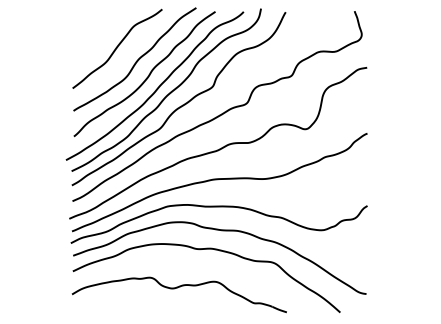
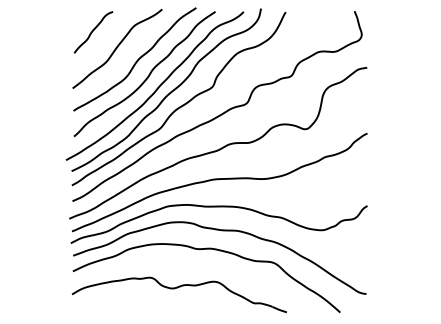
curve: none -> present (93, 31)
